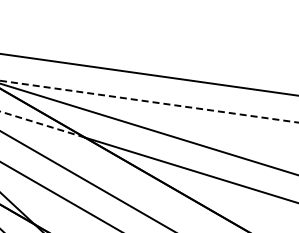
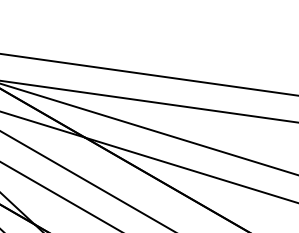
line: dashed -> solid (148, 101)
line: dashed -> solid (42, 124)
